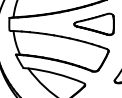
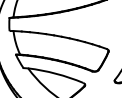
part: present -> none (93, 23)
